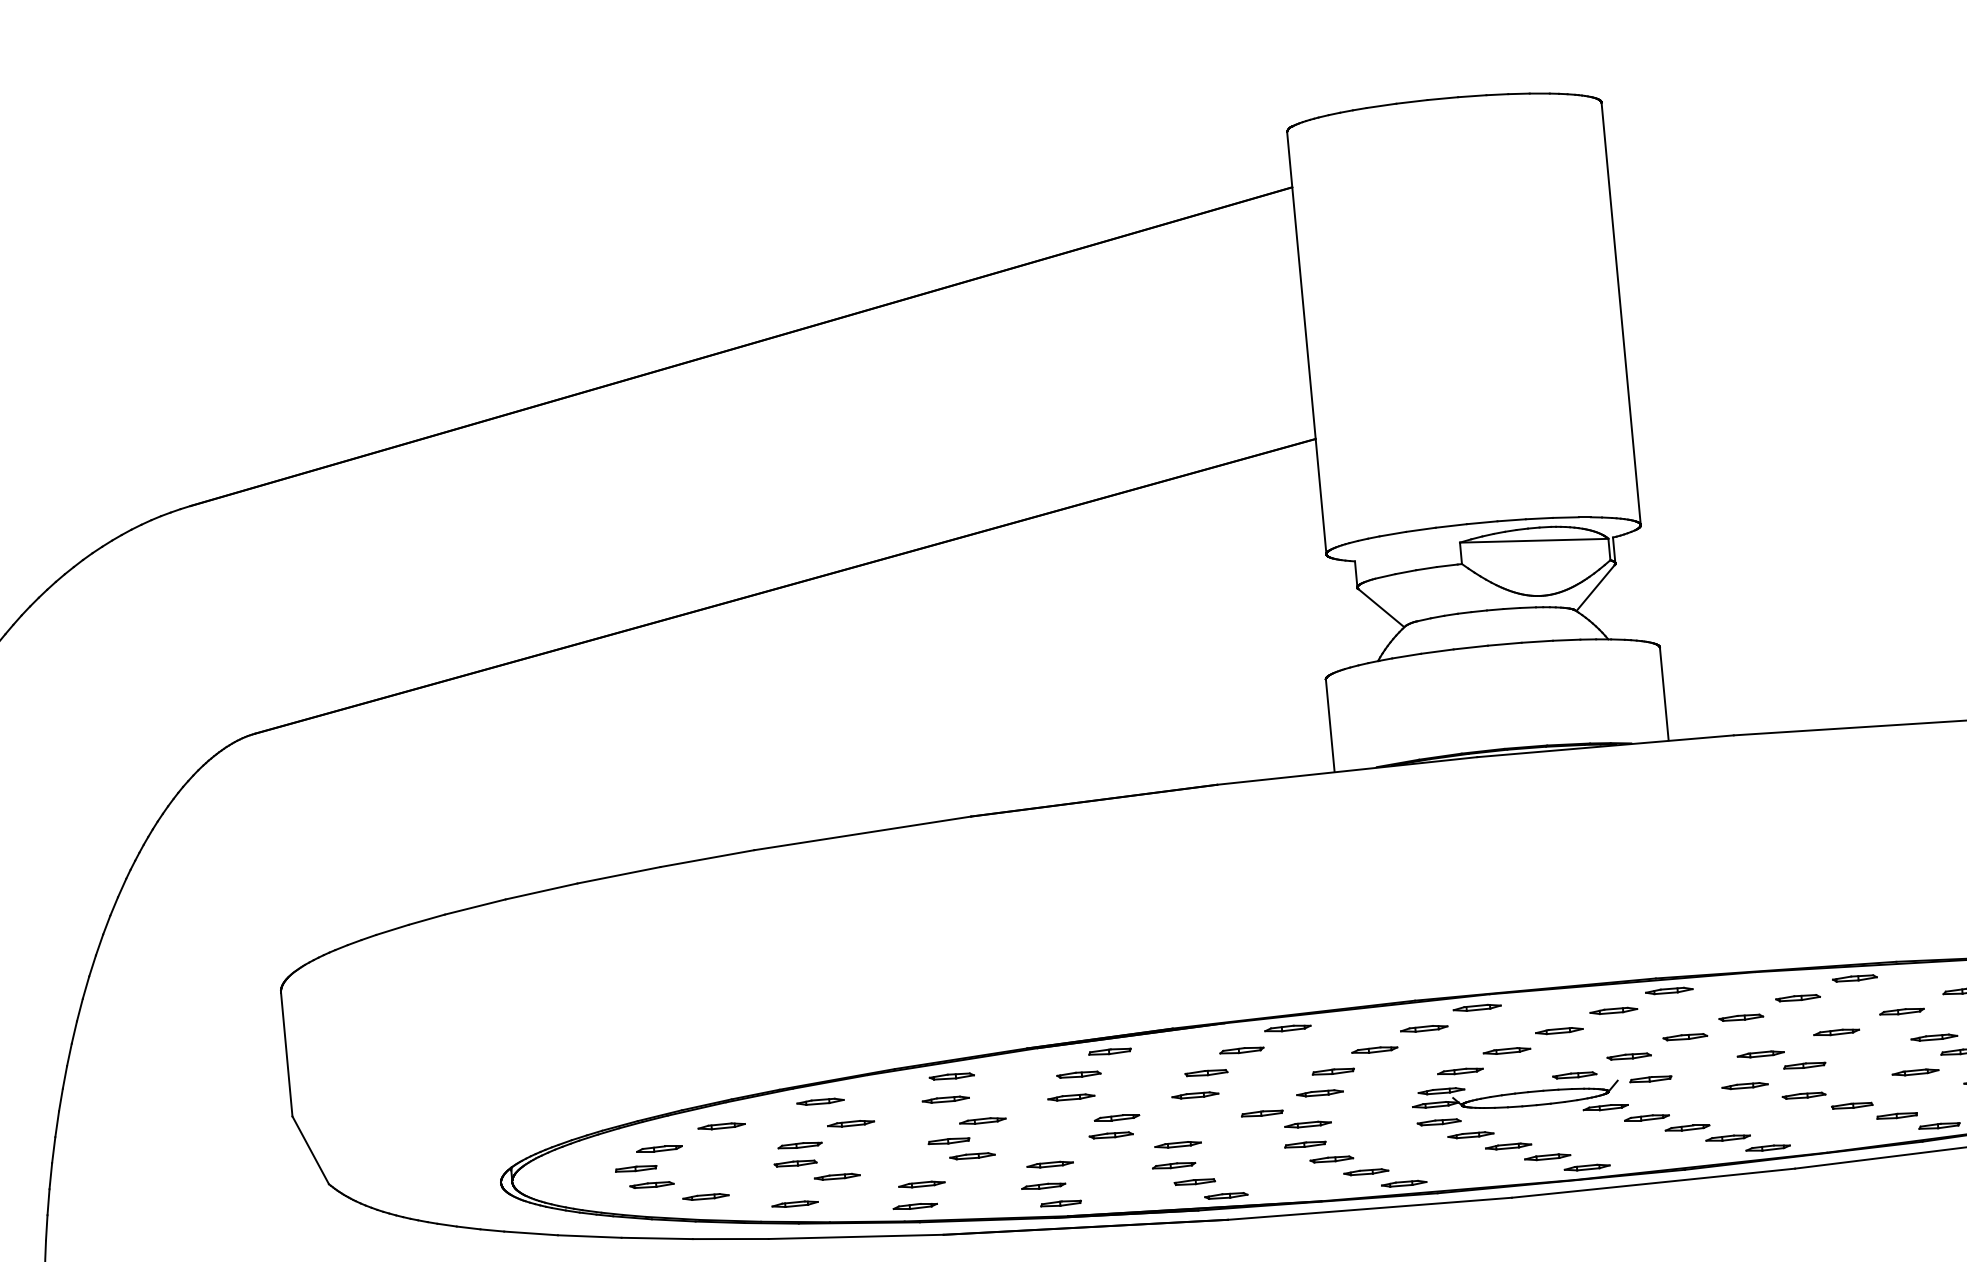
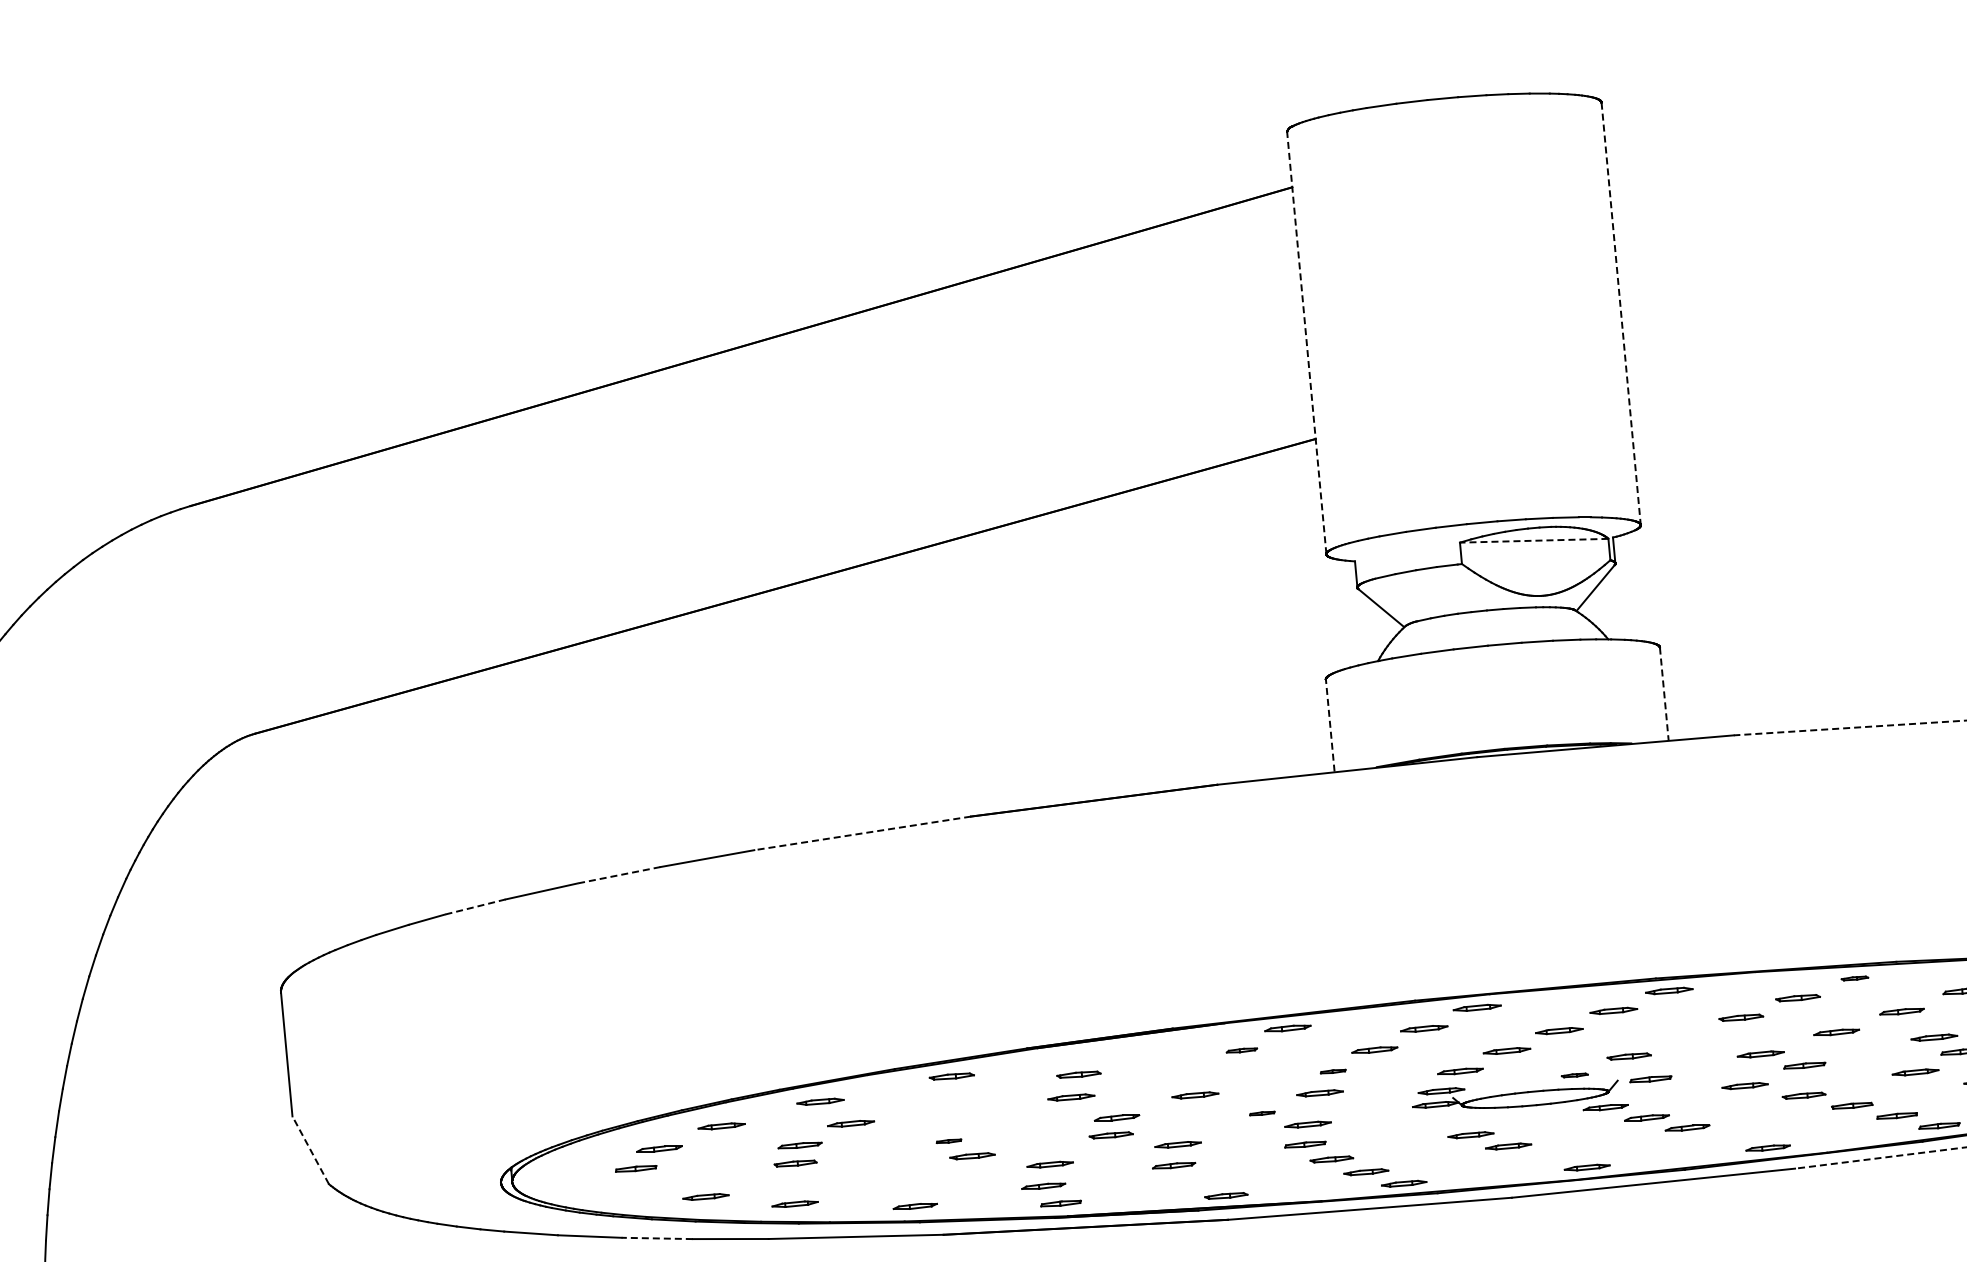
line: solid -> dashed (1621, 314)
line: solid -> dashed (1306, 343)
line: solid -> dashed (1533, 540)
line: solid -> dashed (1664, 694)
line: solid -> dashed (1330, 725)
line: solid -> dashed (1850, 727)
line: solid -> dashed (862, 833)
line: solid -> dashed (618, 875)
line: solid -> dashed (474, 907)
part size: 46x9 px -> 30x7 px (1854, 978)
part: present -> none (1685, 1037)
part size: 46x9 px -> 34x7 px (1241, 1050)
part: present -> none (1109, 1051)
part size: 44x9 px -> 28x7 px (1332, 1071)
part: present -> none (1206, 1073)
part size: 46x9 px -> 29x7 px (1574, 1075)
part: present -> none (945, 1099)
part size: 43x9 px -> 27x7 px (1262, 1113)
part: present -> none (982, 1120)
part: present -> none (1438, 1122)
part: present -> none (1727, 1137)
part size: 44x9 px -> 28x6 px (948, 1140)
line: solid -> dashed (310, 1150)
part: present -> none (1547, 1157)
line: solid -> dashed (1881, 1157)
part: present -> none (836, 1176)
part: present -> none (1194, 1181)
part: present -> none (651, 1184)
part: present -> none (921, 1184)
line: solid -> dashed (657, 1238)
